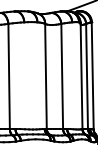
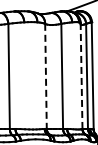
line: solid -> dashed (45, 76)
line: solid -> dashed (81, 76)
